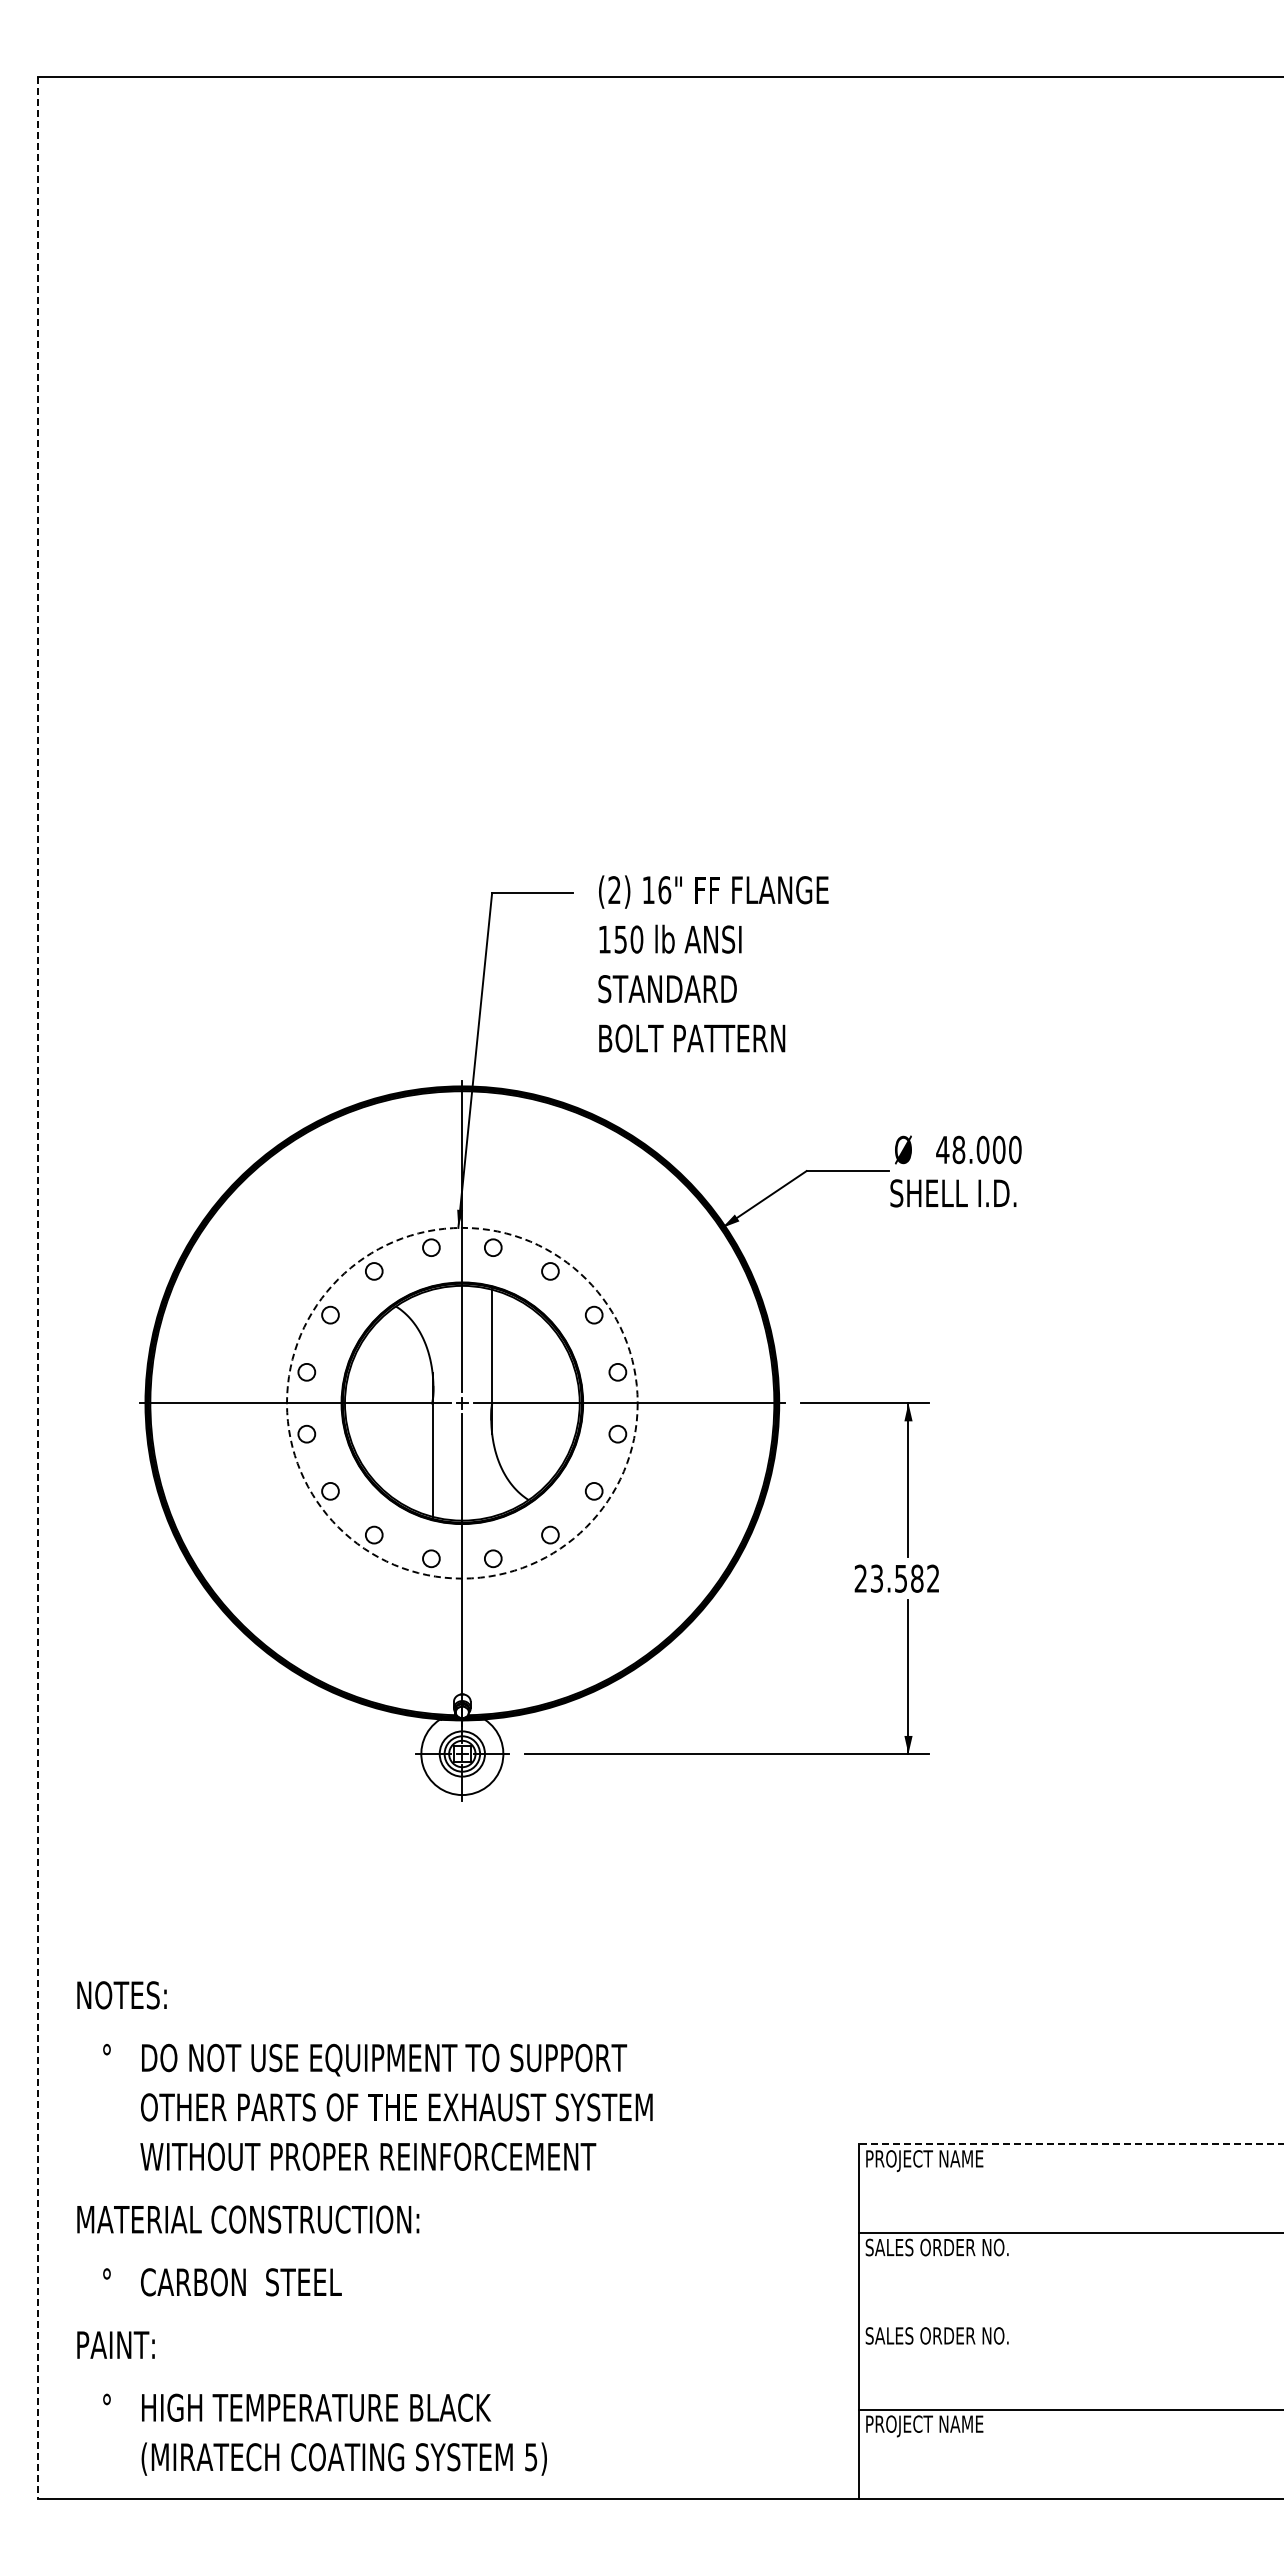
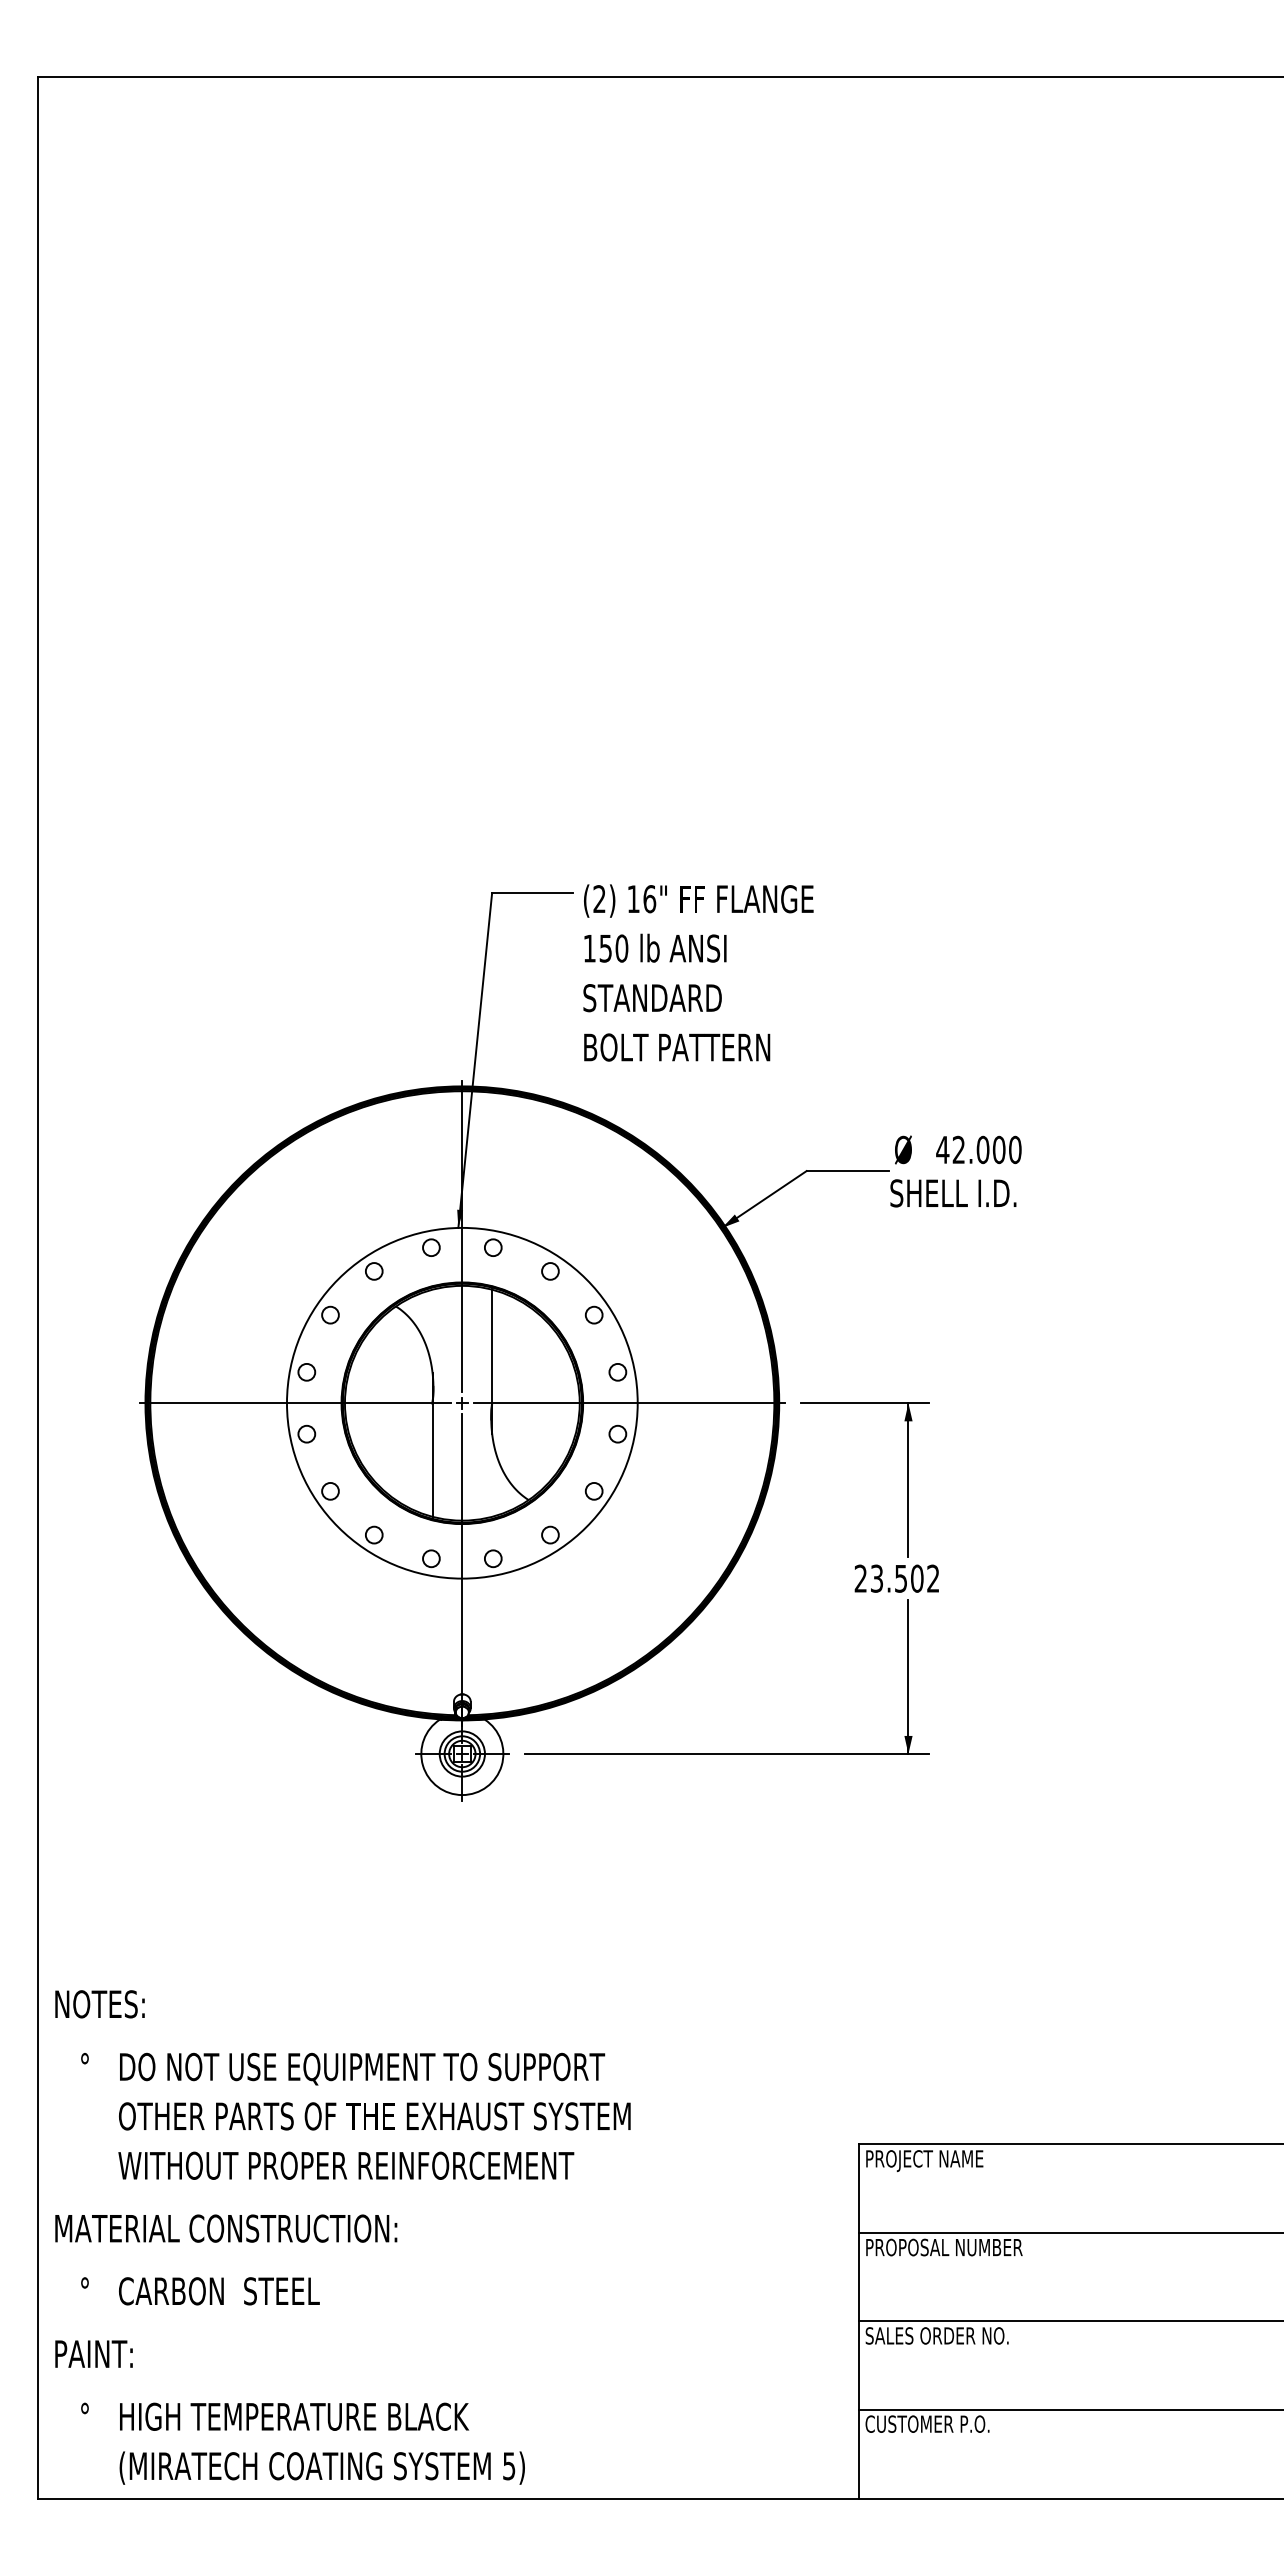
text position: (713, 963) -> (698, 972) (698, 972)
text: 48.000 -> 42.000 (958, 1149)
line: dashed -> solid (38, 1288)
circle: dashed -> solid (461, 1402)
text: 23.582 -> 23.502 (917, 1578)
line: dashed -> solid (1071, 2144)
text position: (364, 2228) -> (342, 2237) (342, 2237)
text: SALES ORDER NO. -> PROPOSAL NUMBER (943, 2247)
line: none -> present (1069, 2321)
text: PROJECT NAME -> CUSTOMER P.O. (927, 2426)
